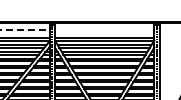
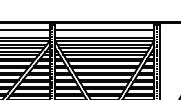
line: dashed -> solid (24, 29)
line: none -> present (104, 29)
